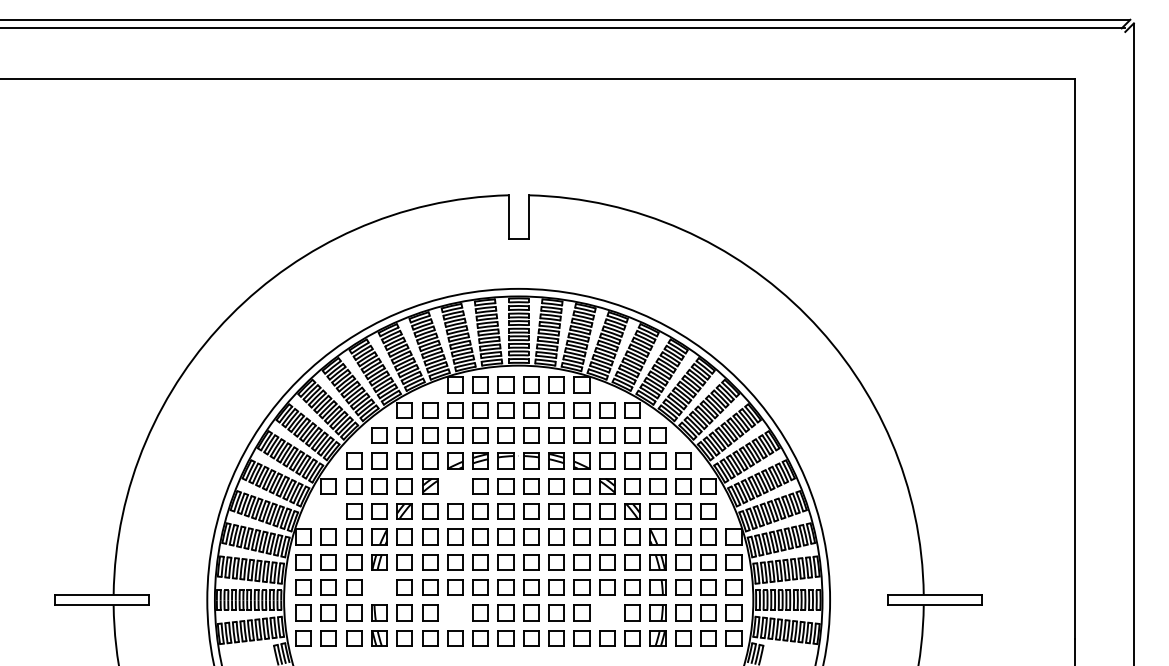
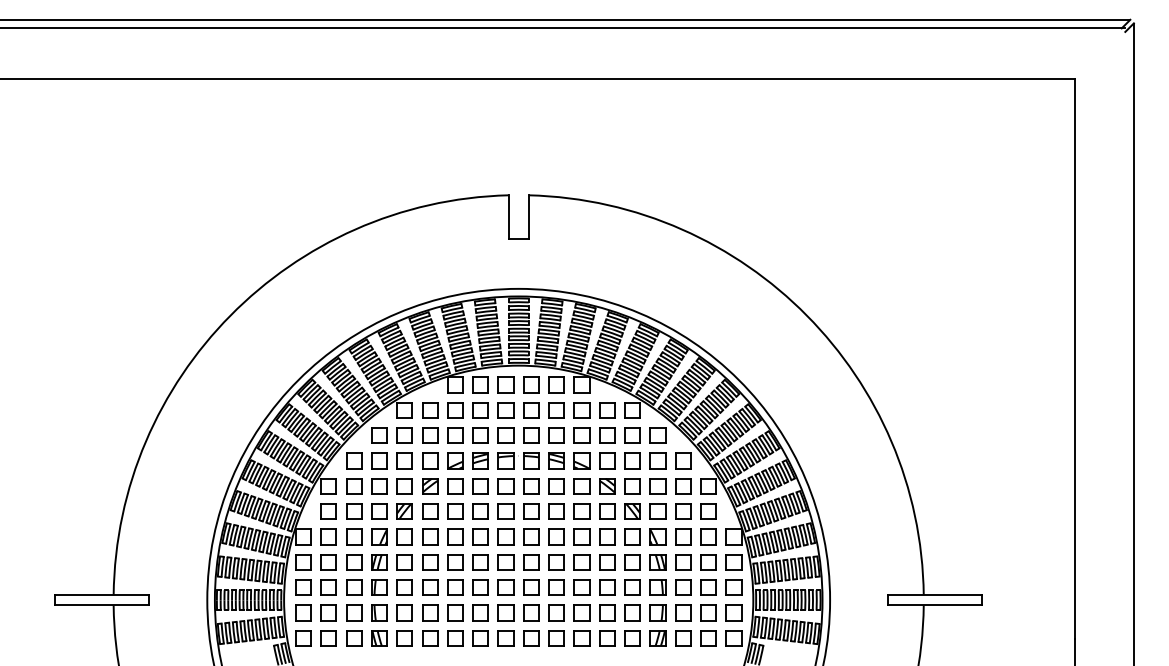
part: none -> present (455, 486)
part: none -> present (328, 511)
part: none -> present (379, 587)
part: none -> present (455, 612)
part: none -> present (607, 612)
